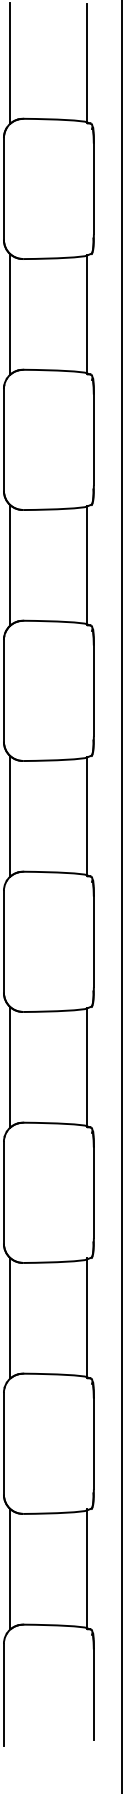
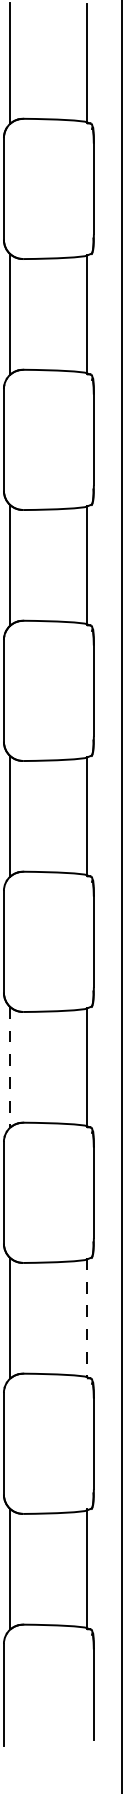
line: solid -> dashed (10, 1067)
line: solid -> dashed (87, 1318)
